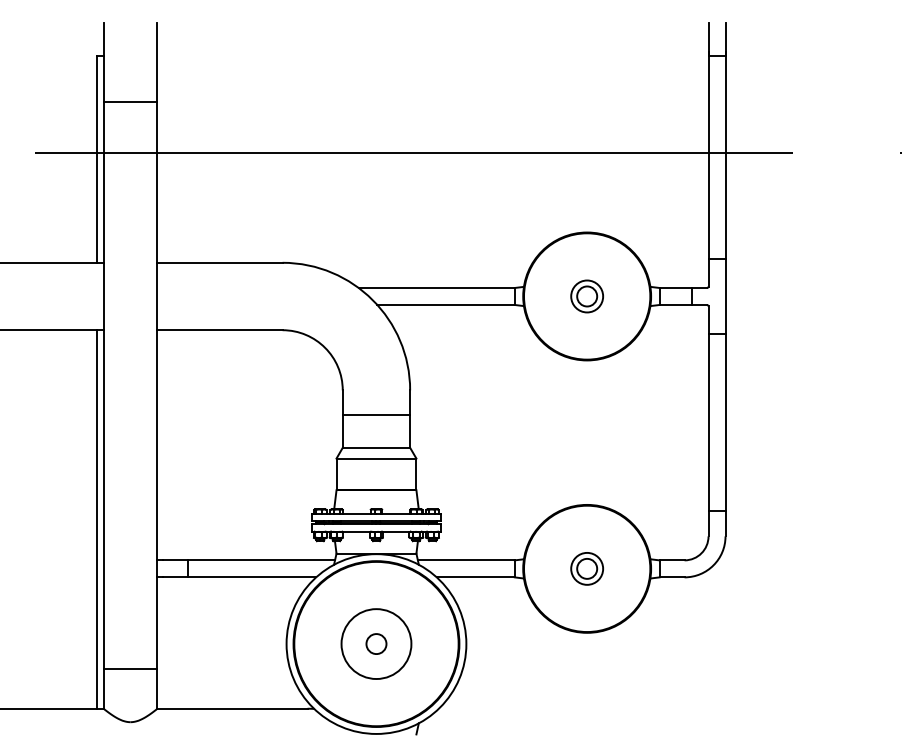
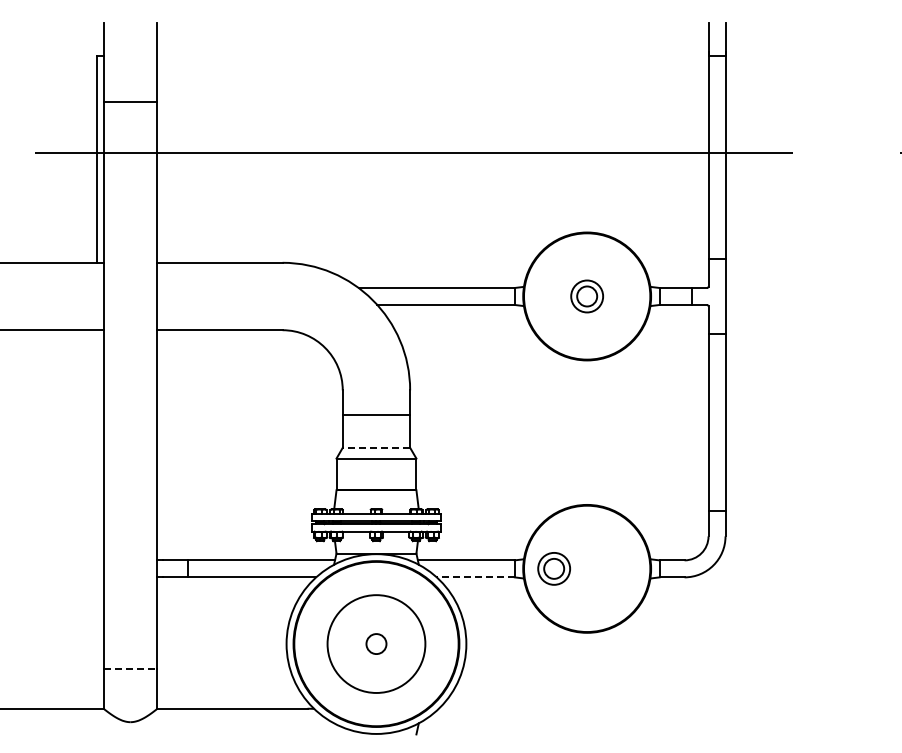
line: solid -> dashed (376, 447)
line: present -> none (97, 519)
part position: (586, 568) -> (553, 568) (553, 568)
line: solid -> dashed (475, 577)
circle diameter: 70 px -> 98 px (376, 643)
line: solid -> dashed (130, 668)
